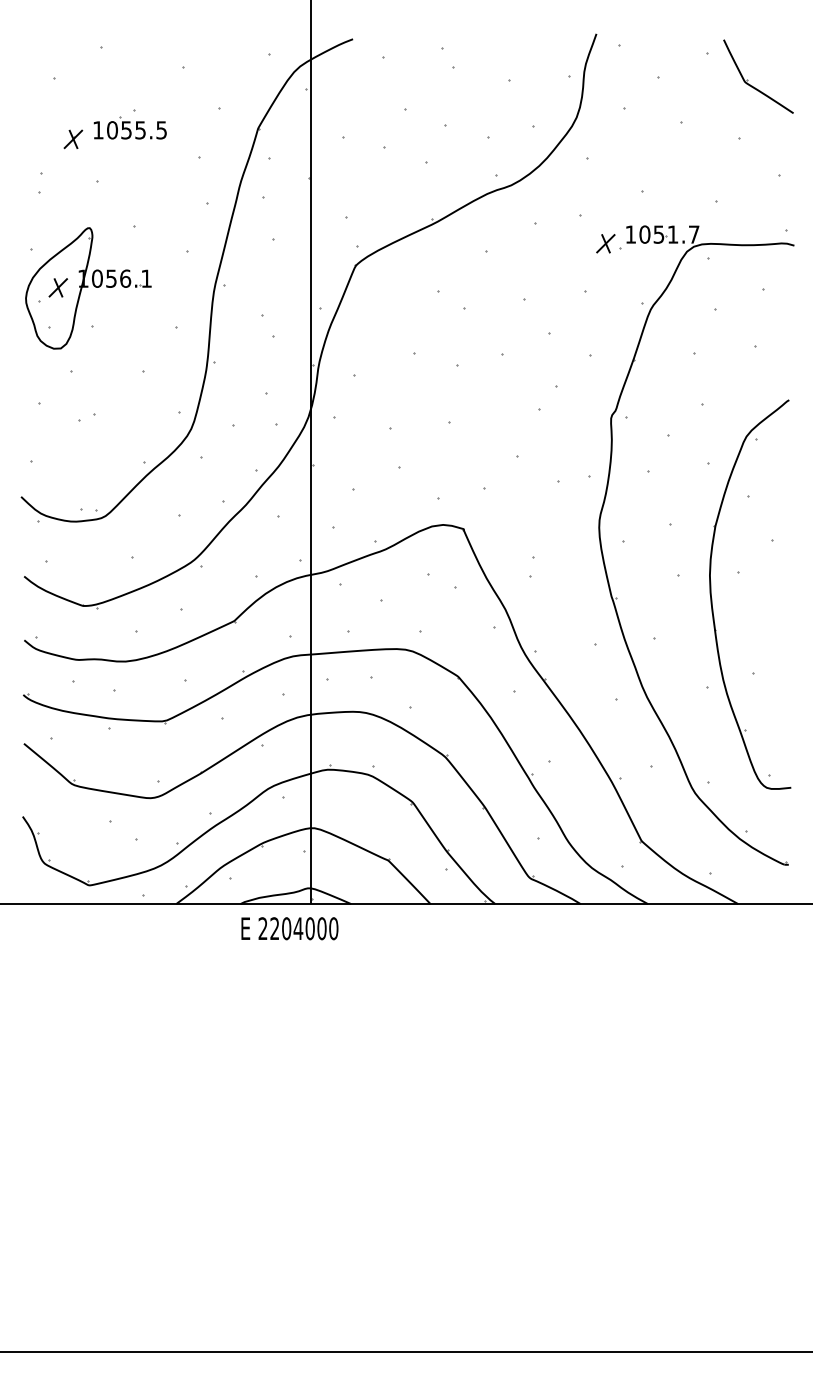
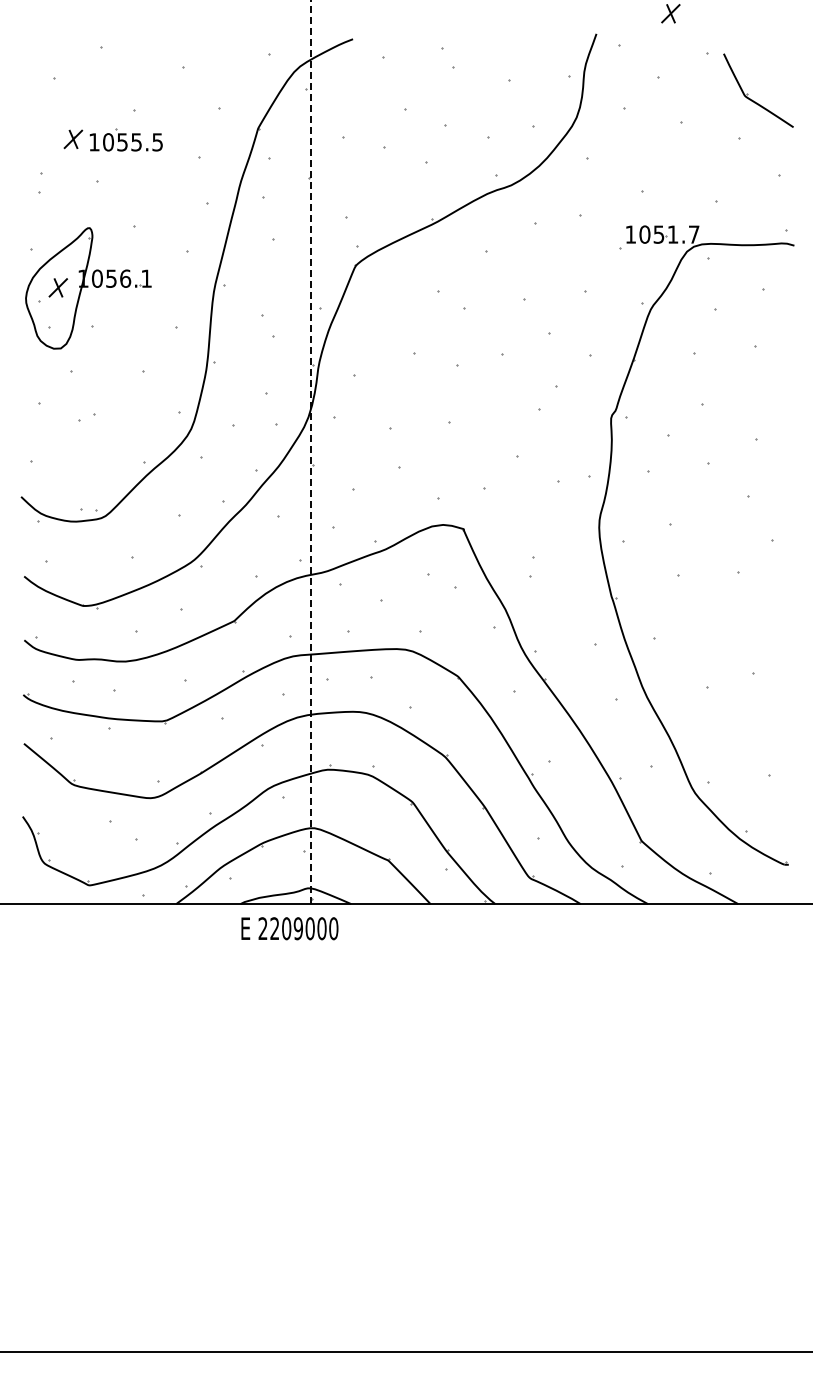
part position: (748, 80) -> (748, 94) (748, 94)
part position: (129, 127) -> (125, 139) (125, 139)
part position: (605, 243) -> (670, 13) (670, 13)
line: solid -> dashed (310, 452)
part: present -> none (712, 598)
text: 2204000 -> 2209000 (298, 928)
